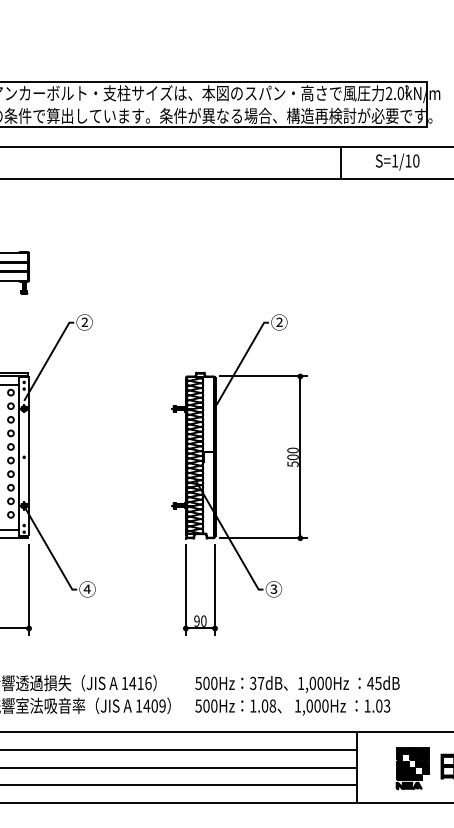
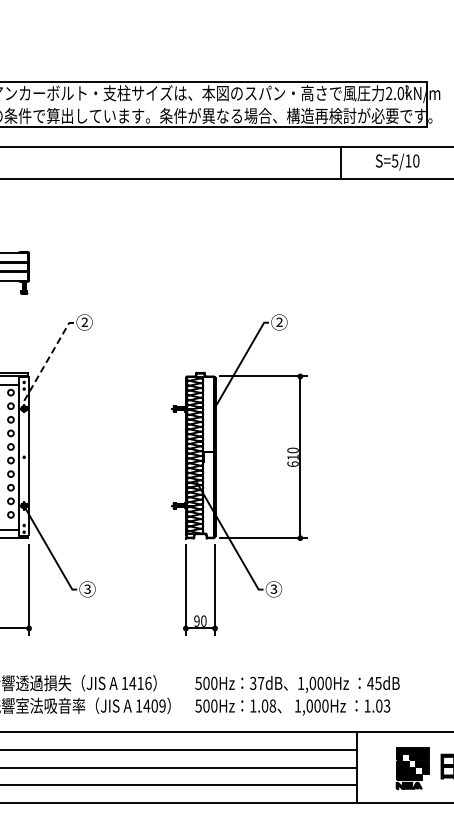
text: S=1/10 -> S=5/10 (394, 160)
line: solid -> dashed (48, 358)
text: 500 -> 610 (292, 460)
text: ④ -> ③ (86, 588)
